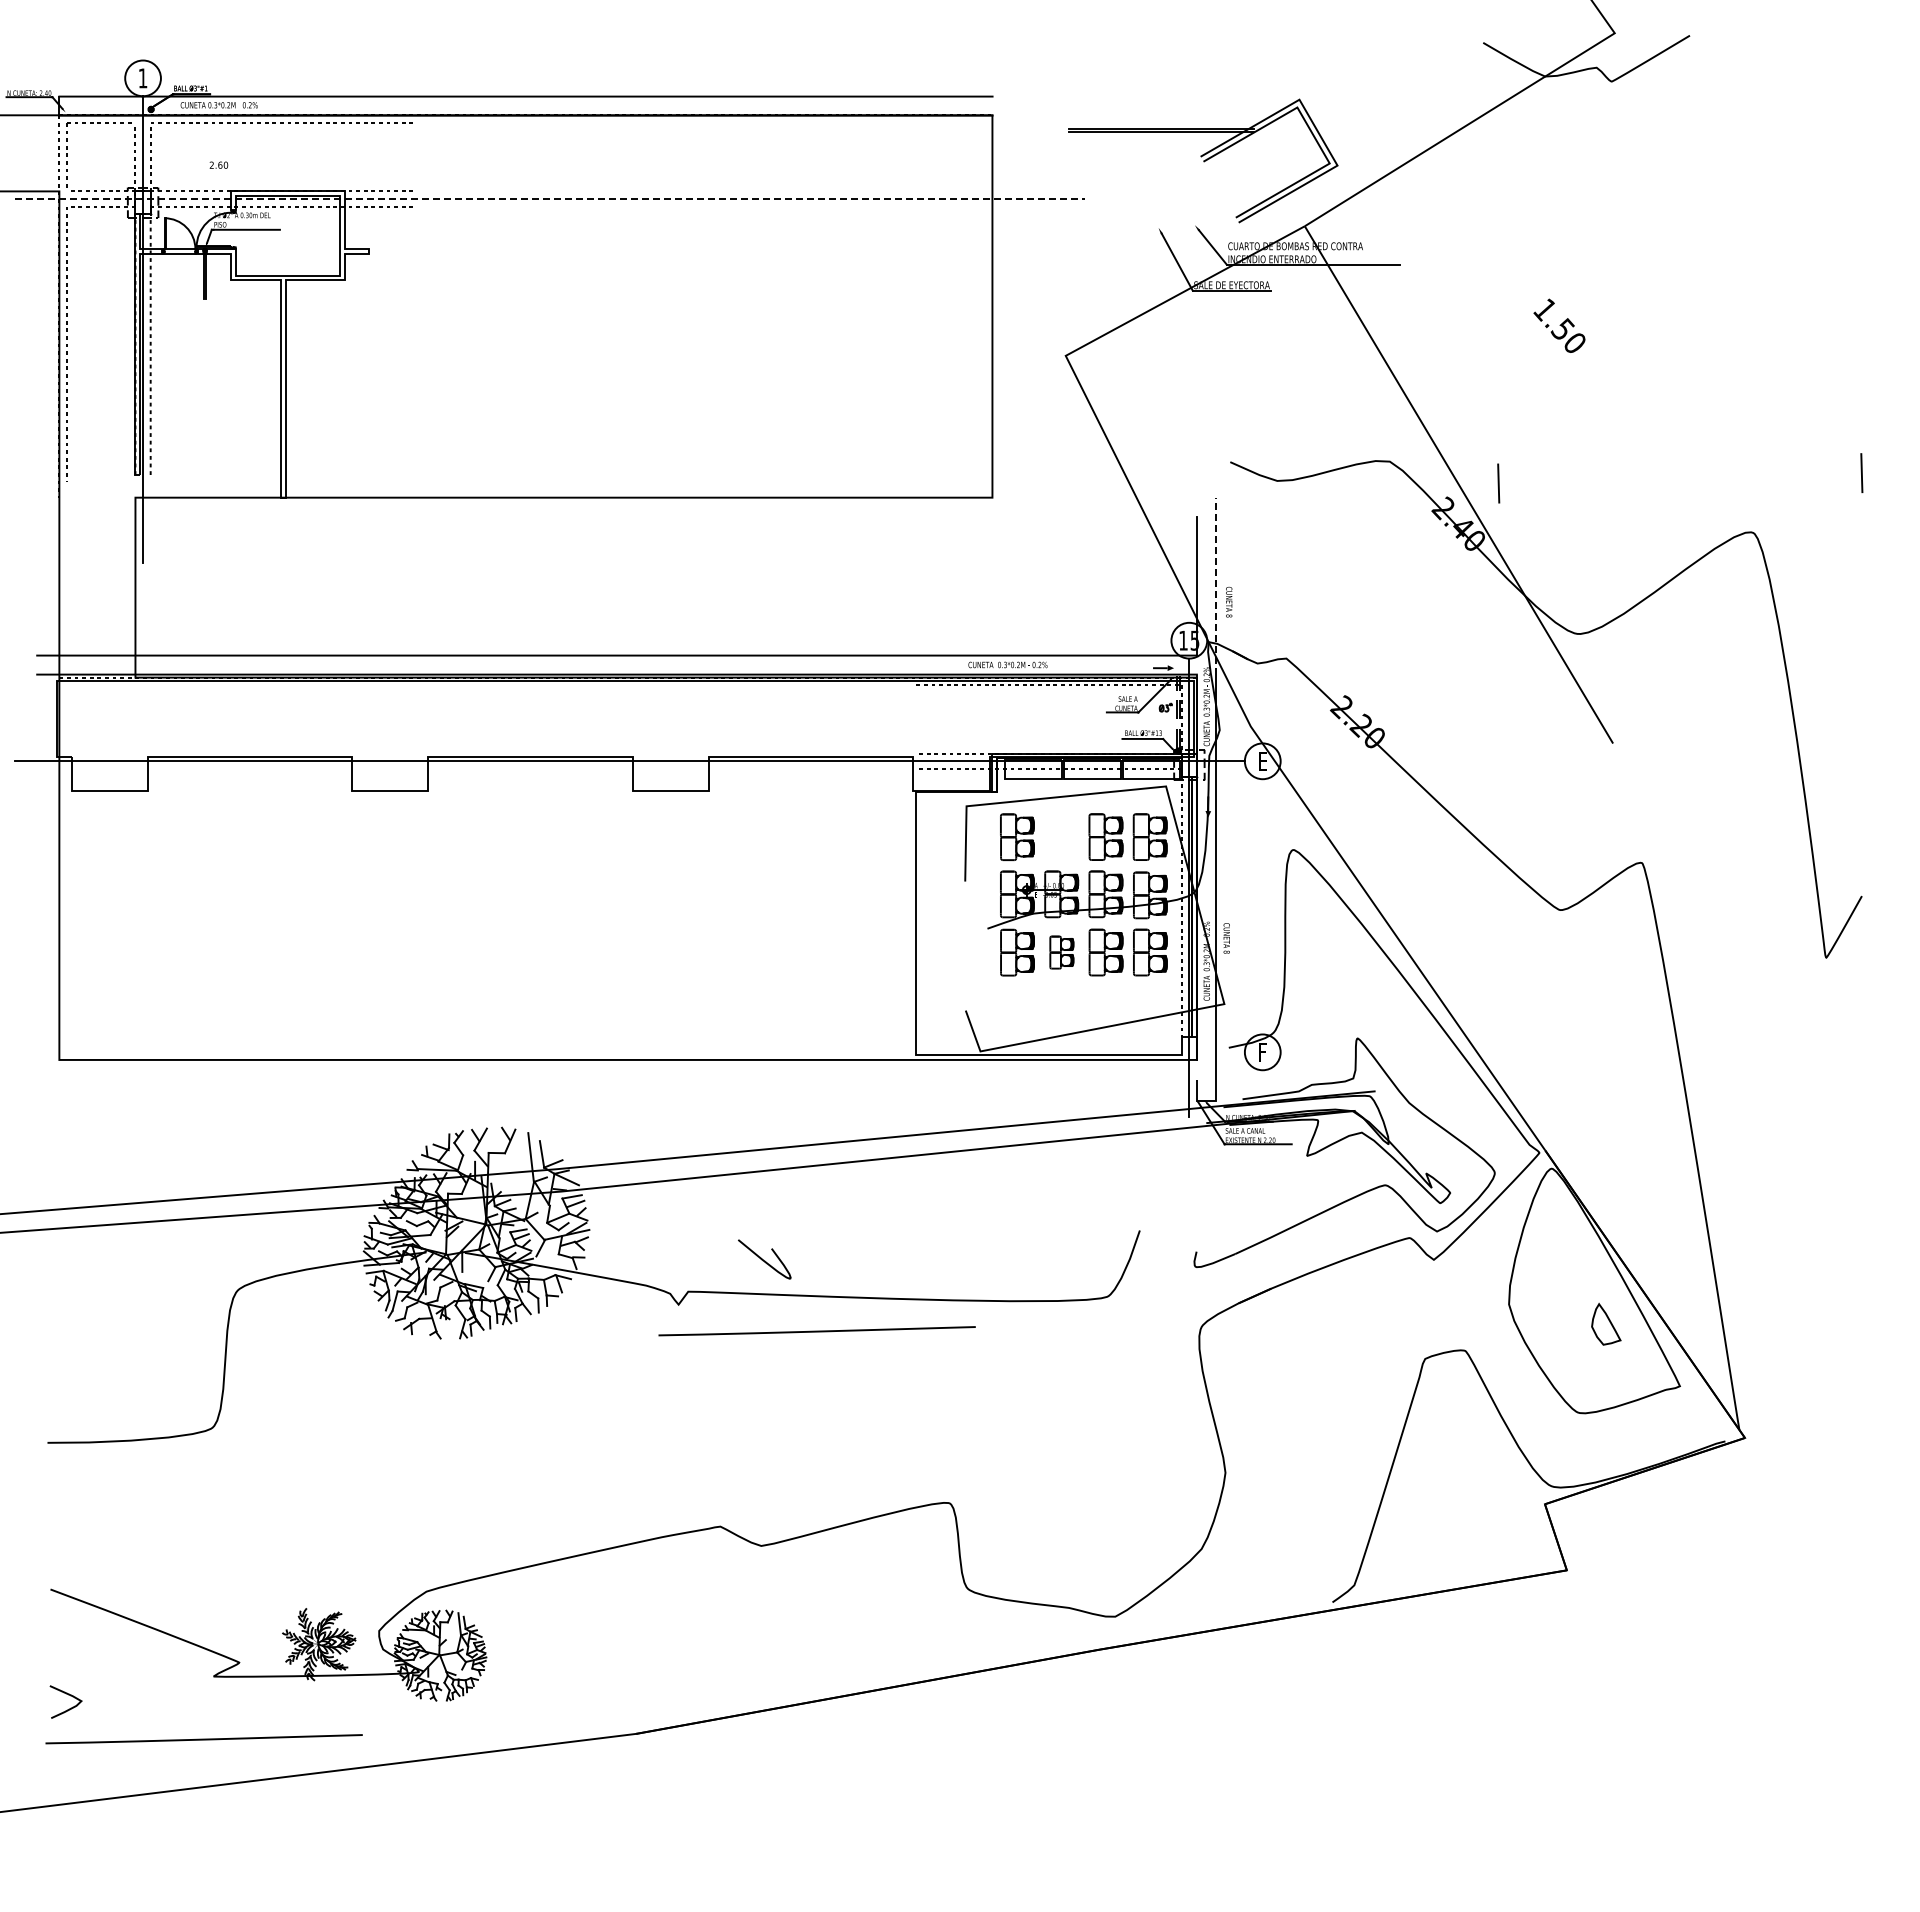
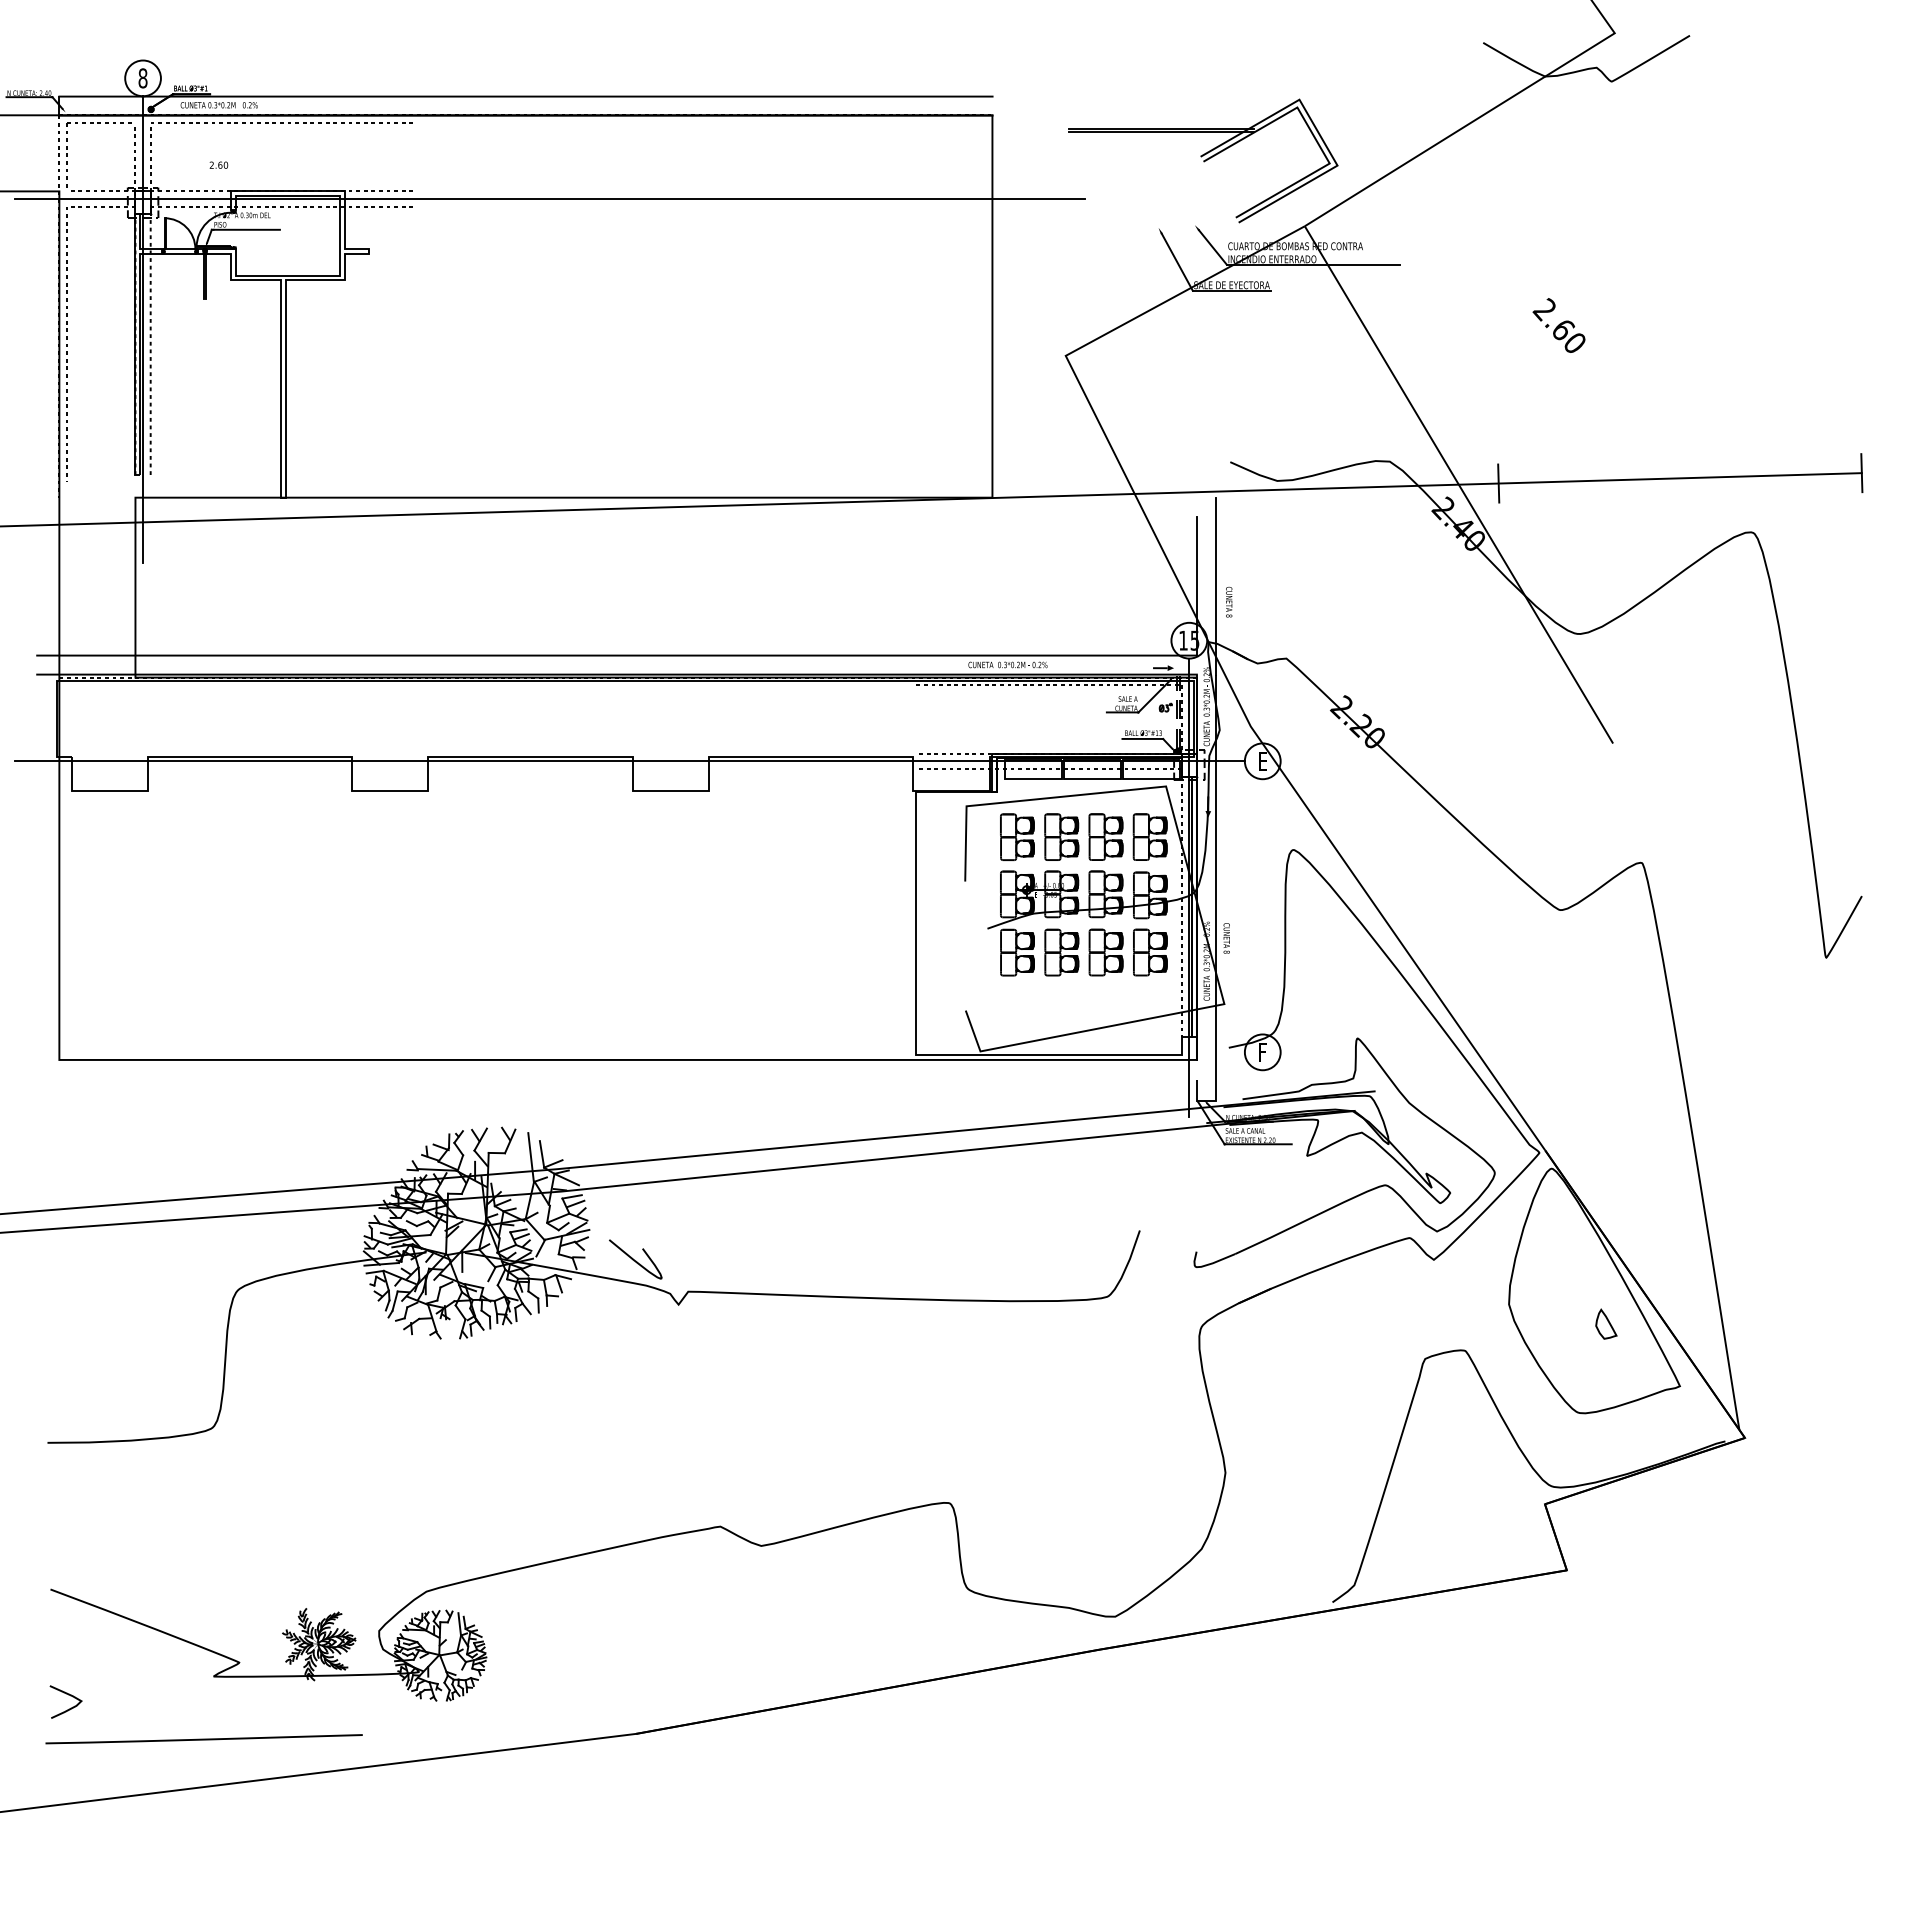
text: 1 -> 8 (142, 78)
line: dashed -> solid (549, 199)
text: 1.50 -> 2.60 (1553, 319)
line: none -> present (931, 499)
line: dashed -> solid (1215, 586)
part: none -> present (1061, 836)
part size: 26x35 px -> 36x49 px (1061, 952)
curve position: (763, 1259) -> (634, 1259) (634, 1259)
part size: 31x44 px -> 23x32 px (1606, 1323)
line: present -> none (816, 1331)
